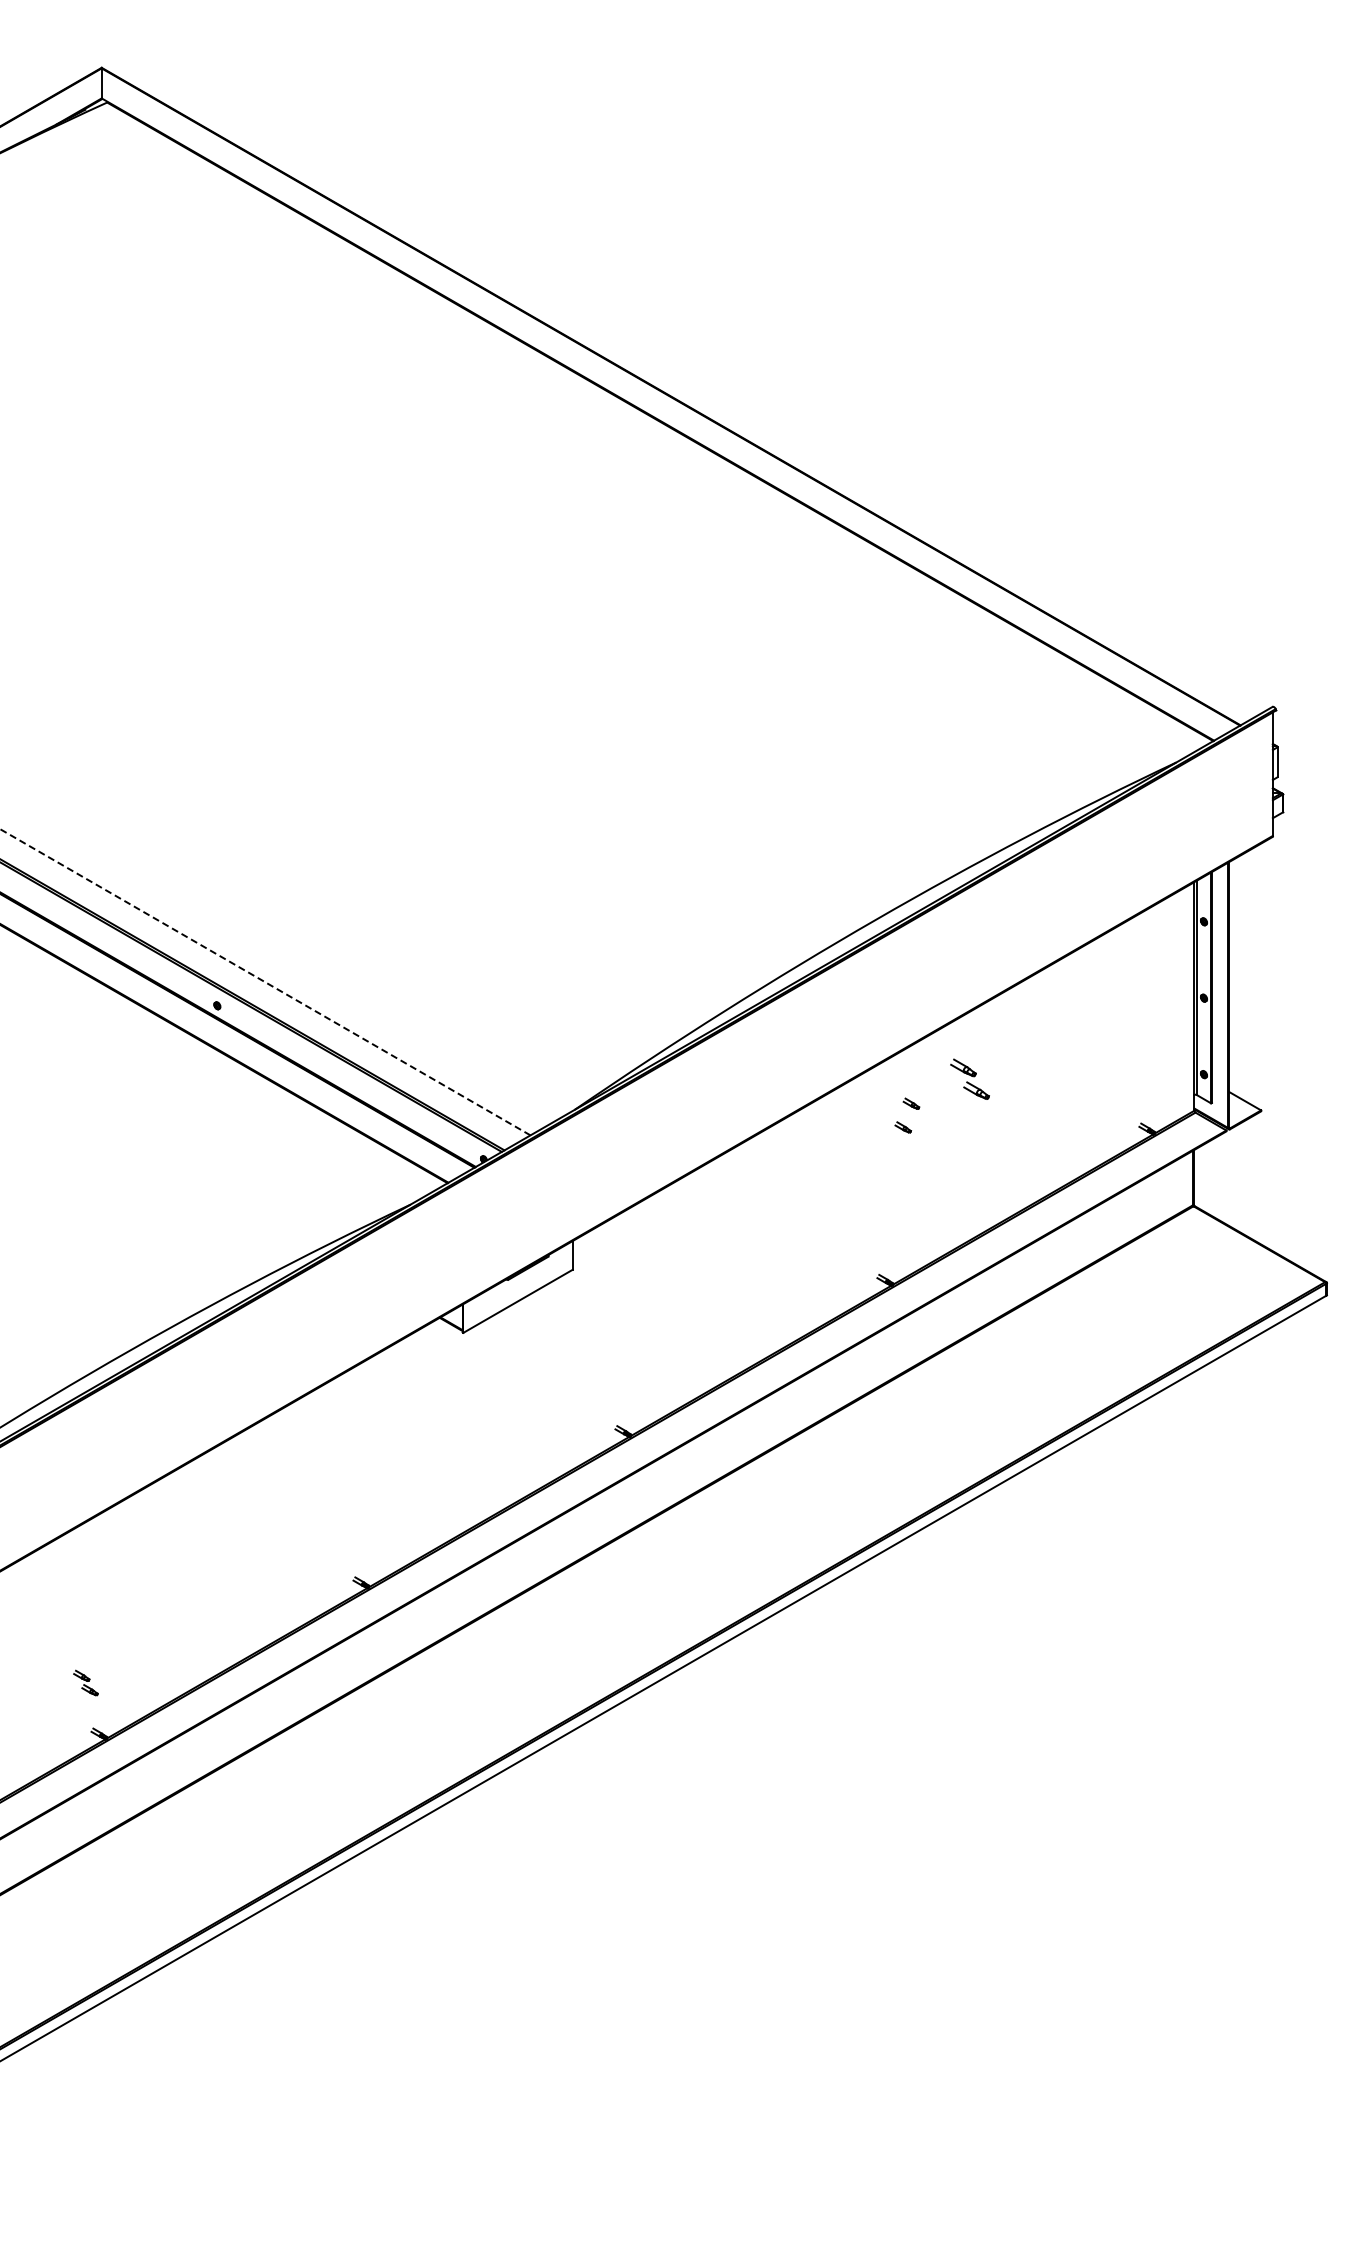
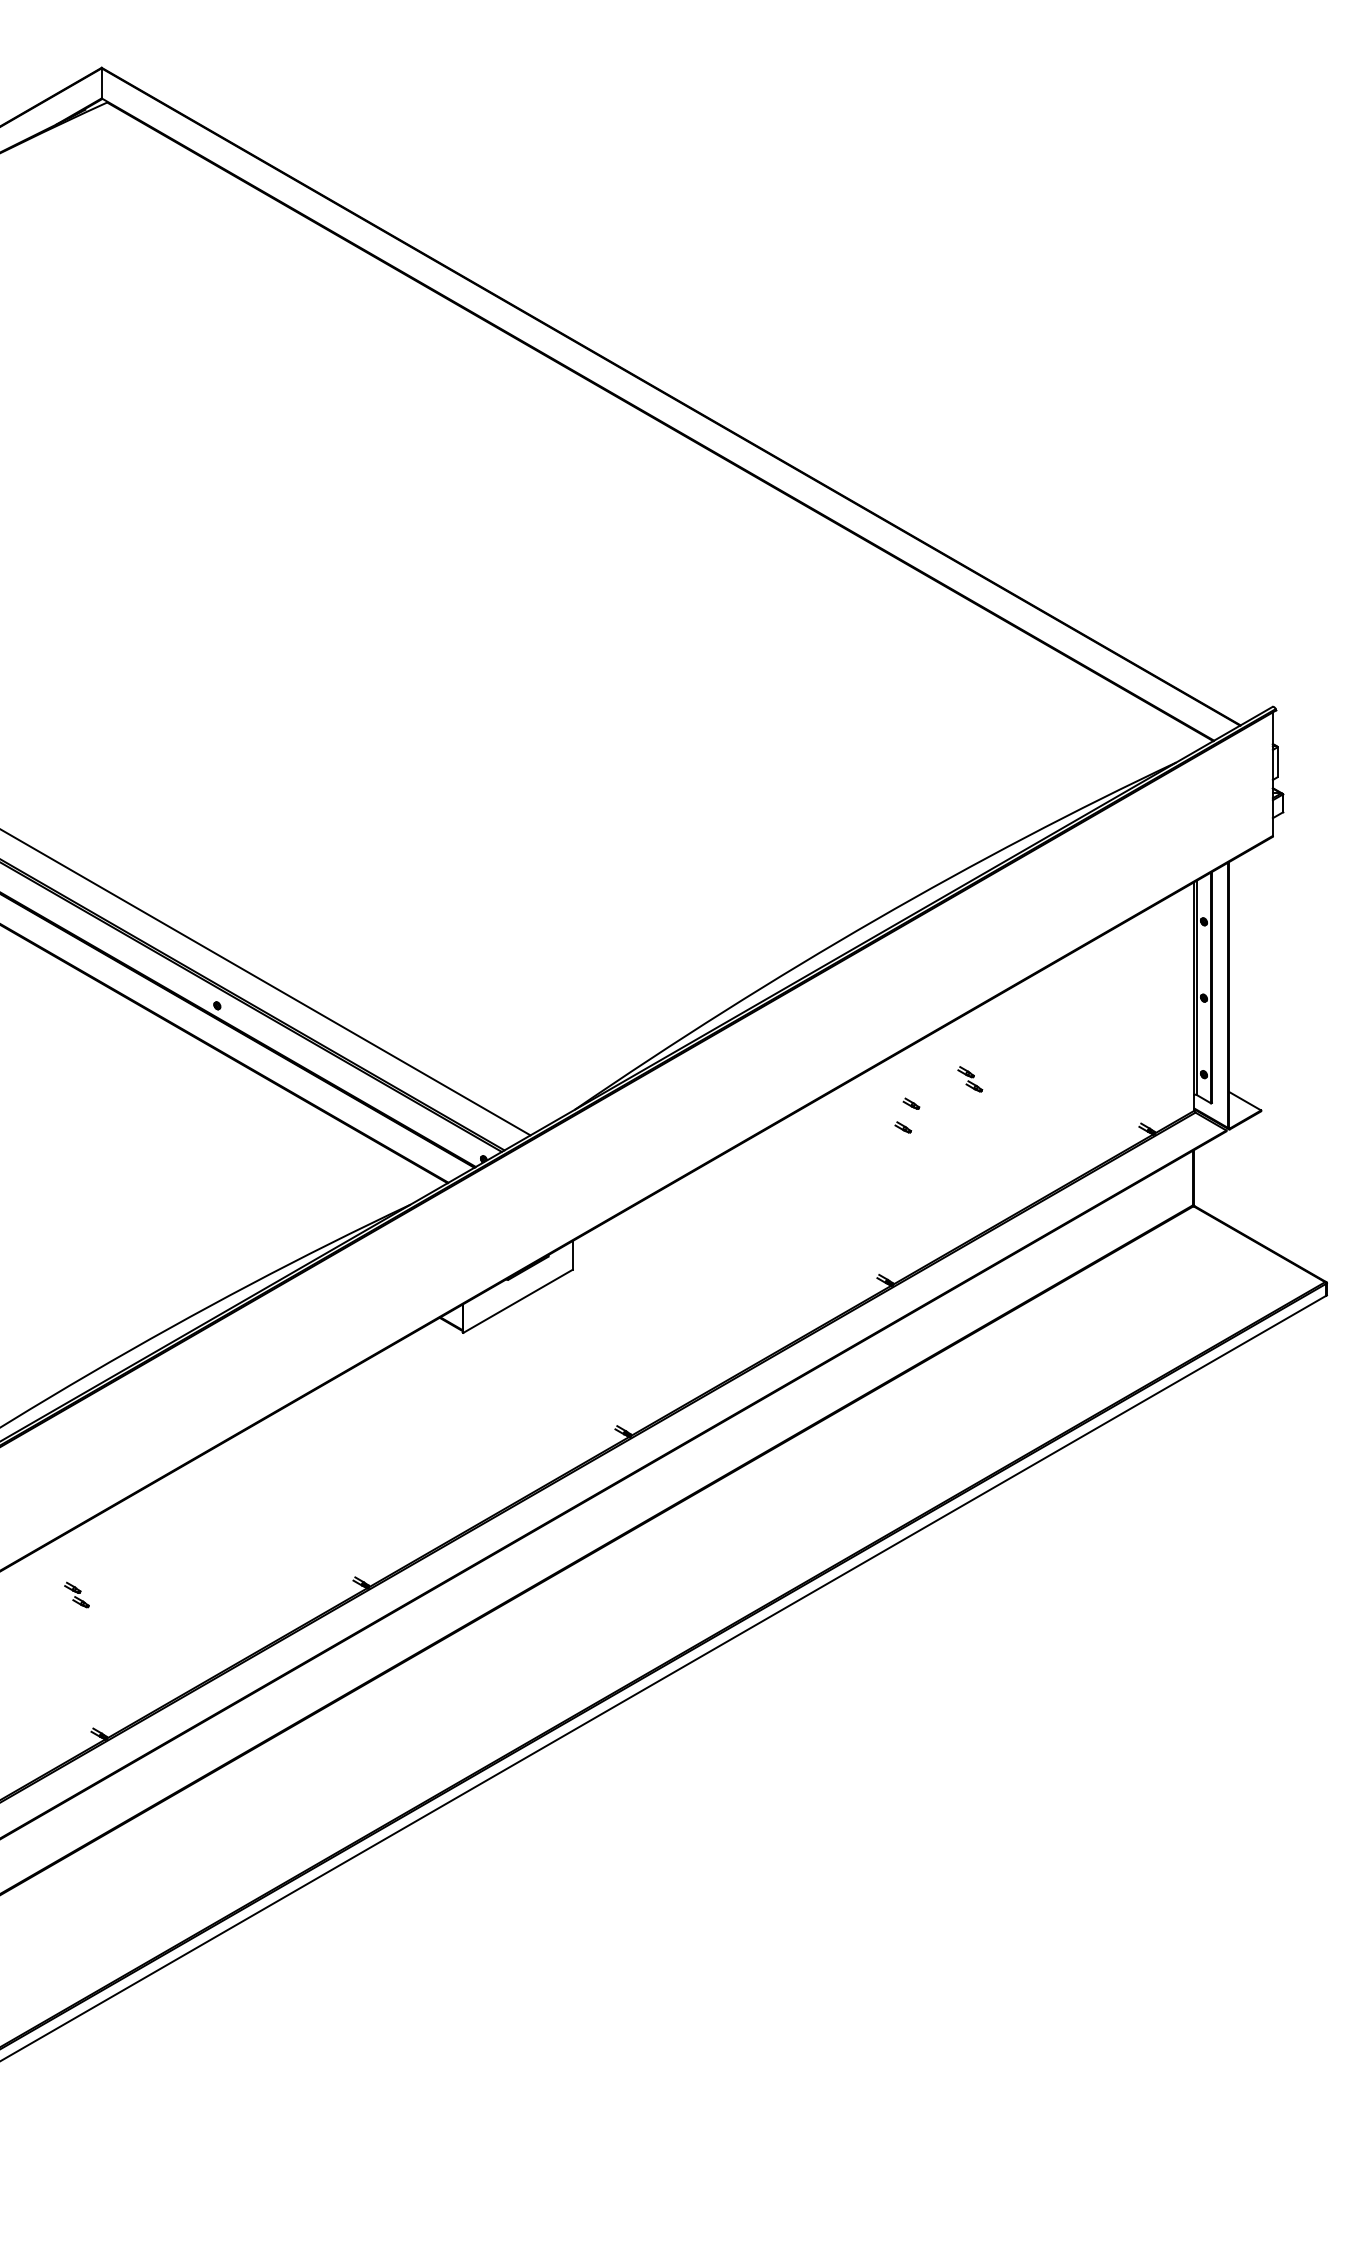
line: dashed -> solid (265, 982)
part size: 40x42 px -> 27x27 px (970, 1079)
part position: (85, 1682) -> (76, 1594) (76, 1594)
